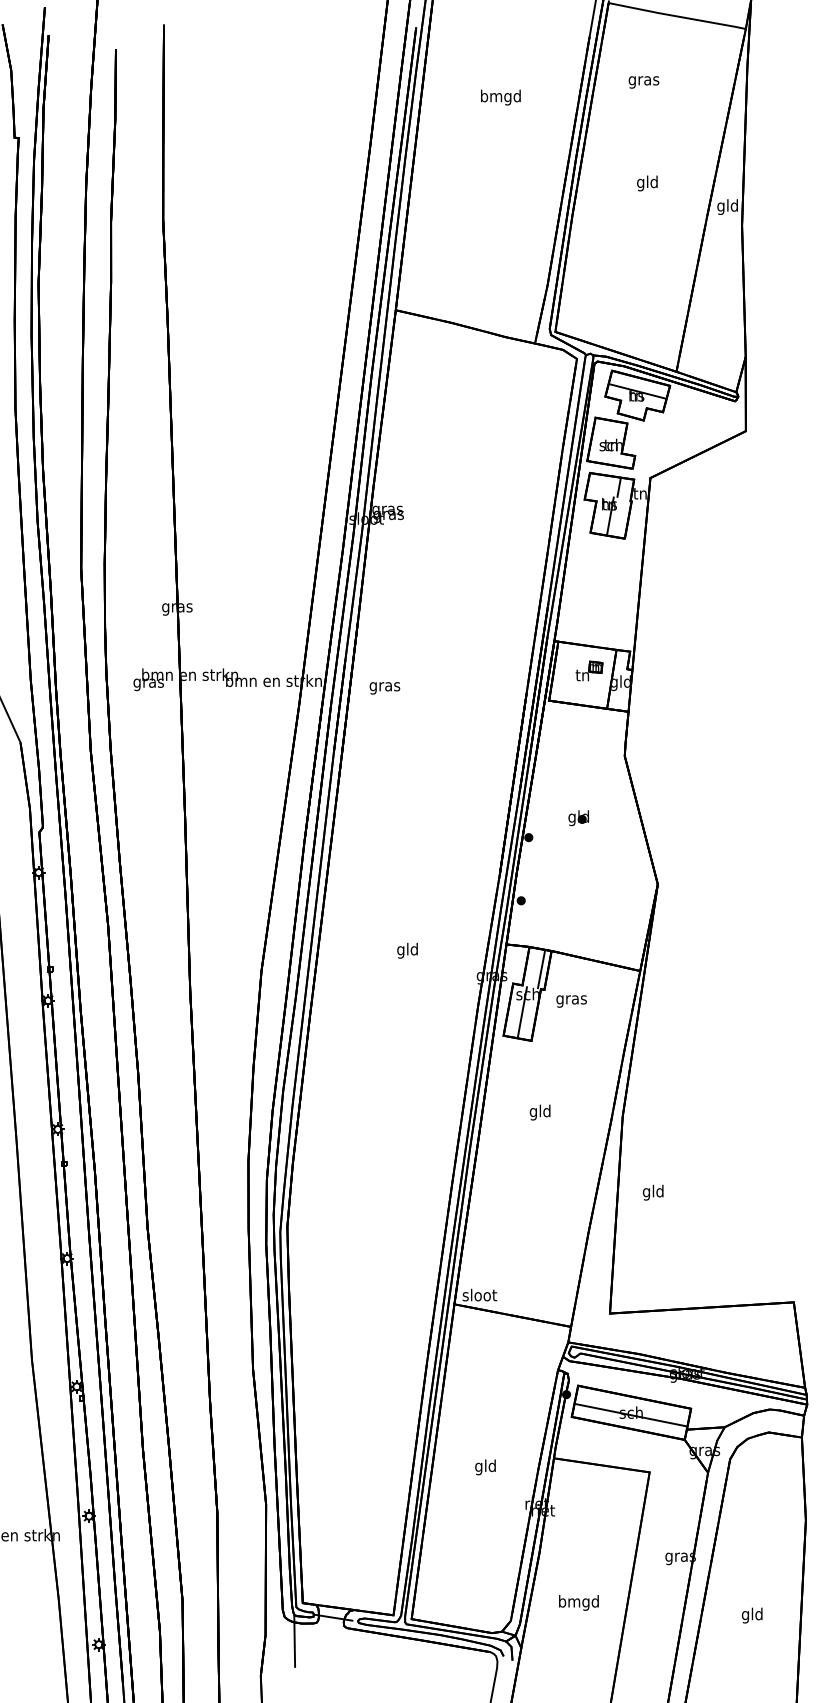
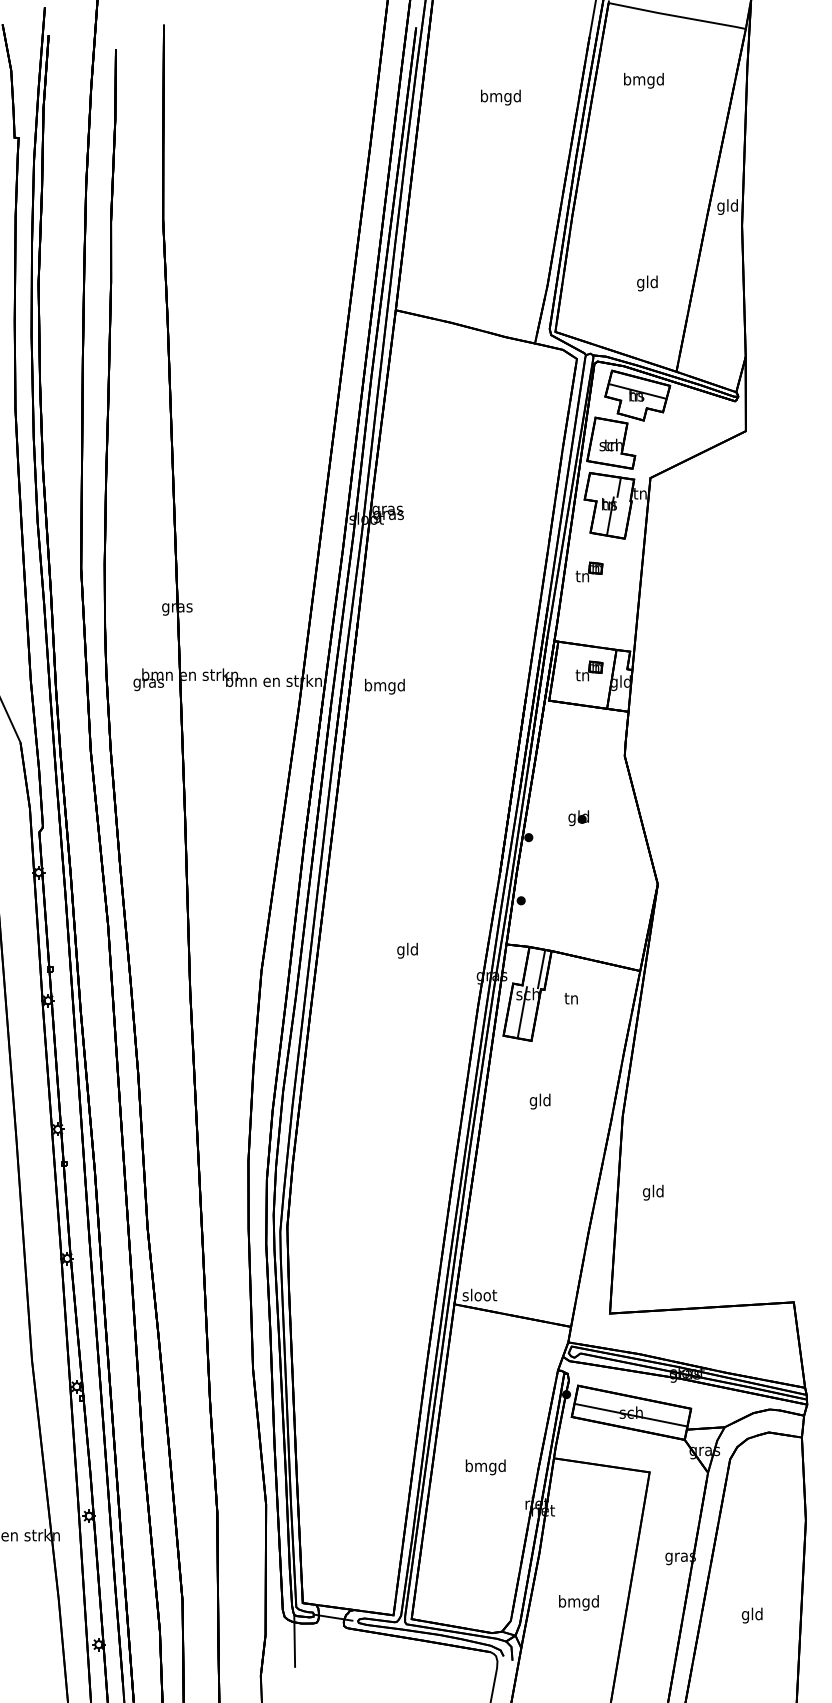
text: gras -> bmgd (643, 80)
text position: (647, 183) -> (647, 283) (647, 283)
part: none -> present (589, 571)
text: gras -> bmgd (384, 686)
text: gras -> tn (571, 1000)
text position: (539, 1112) -> (539, 1101) (539, 1101)
text: gld -> bmgd (485, 1467)
